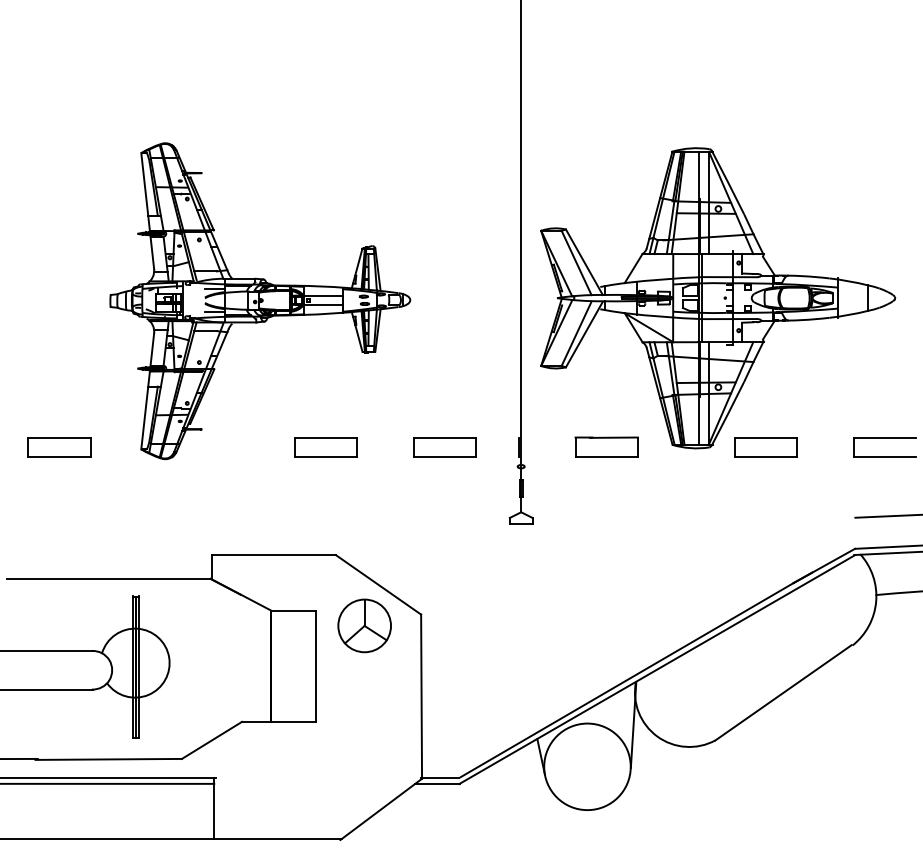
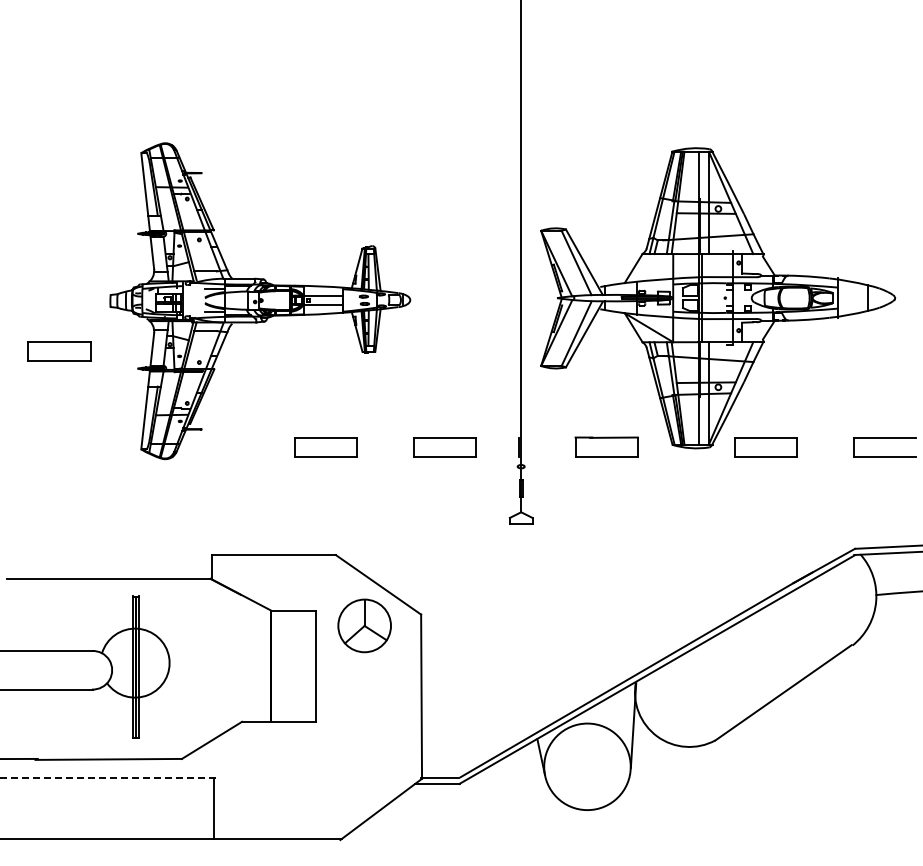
part position: (59, 447) -> (59, 351) (59, 351)
line: present -> none (887, 515)
line: solid -> dashed (107, 777)
line: present -> none (108, 783)
